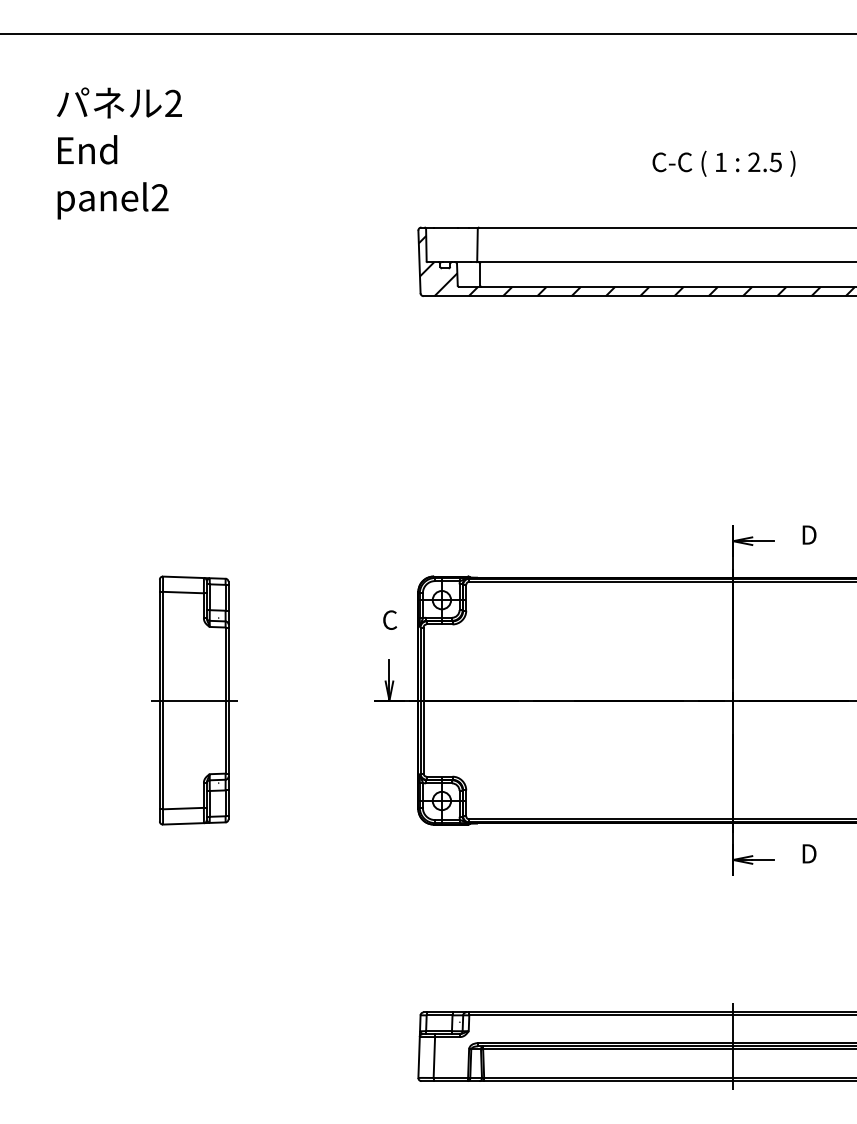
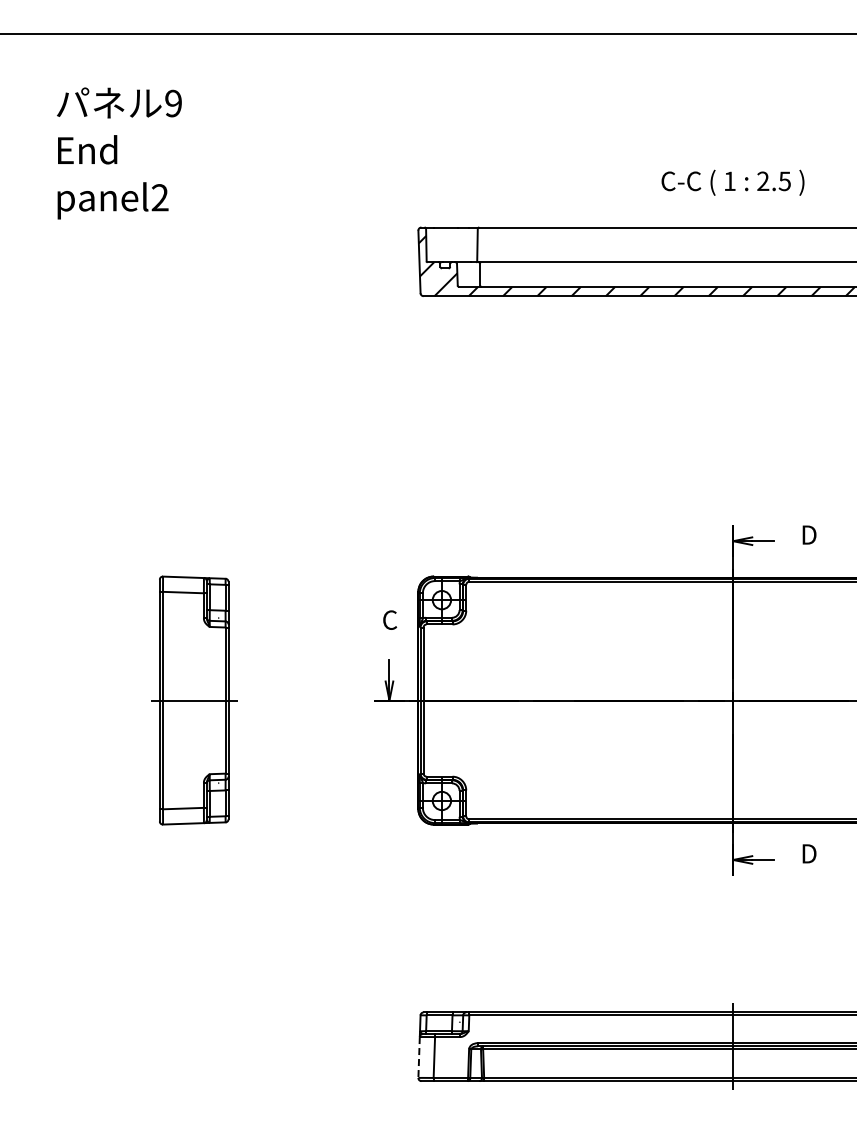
text: 2 -> 9 (173, 103)
text position: (723, 163) -> (732, 182) (732, 182)
line: solid -> dashed (419, 1058)
